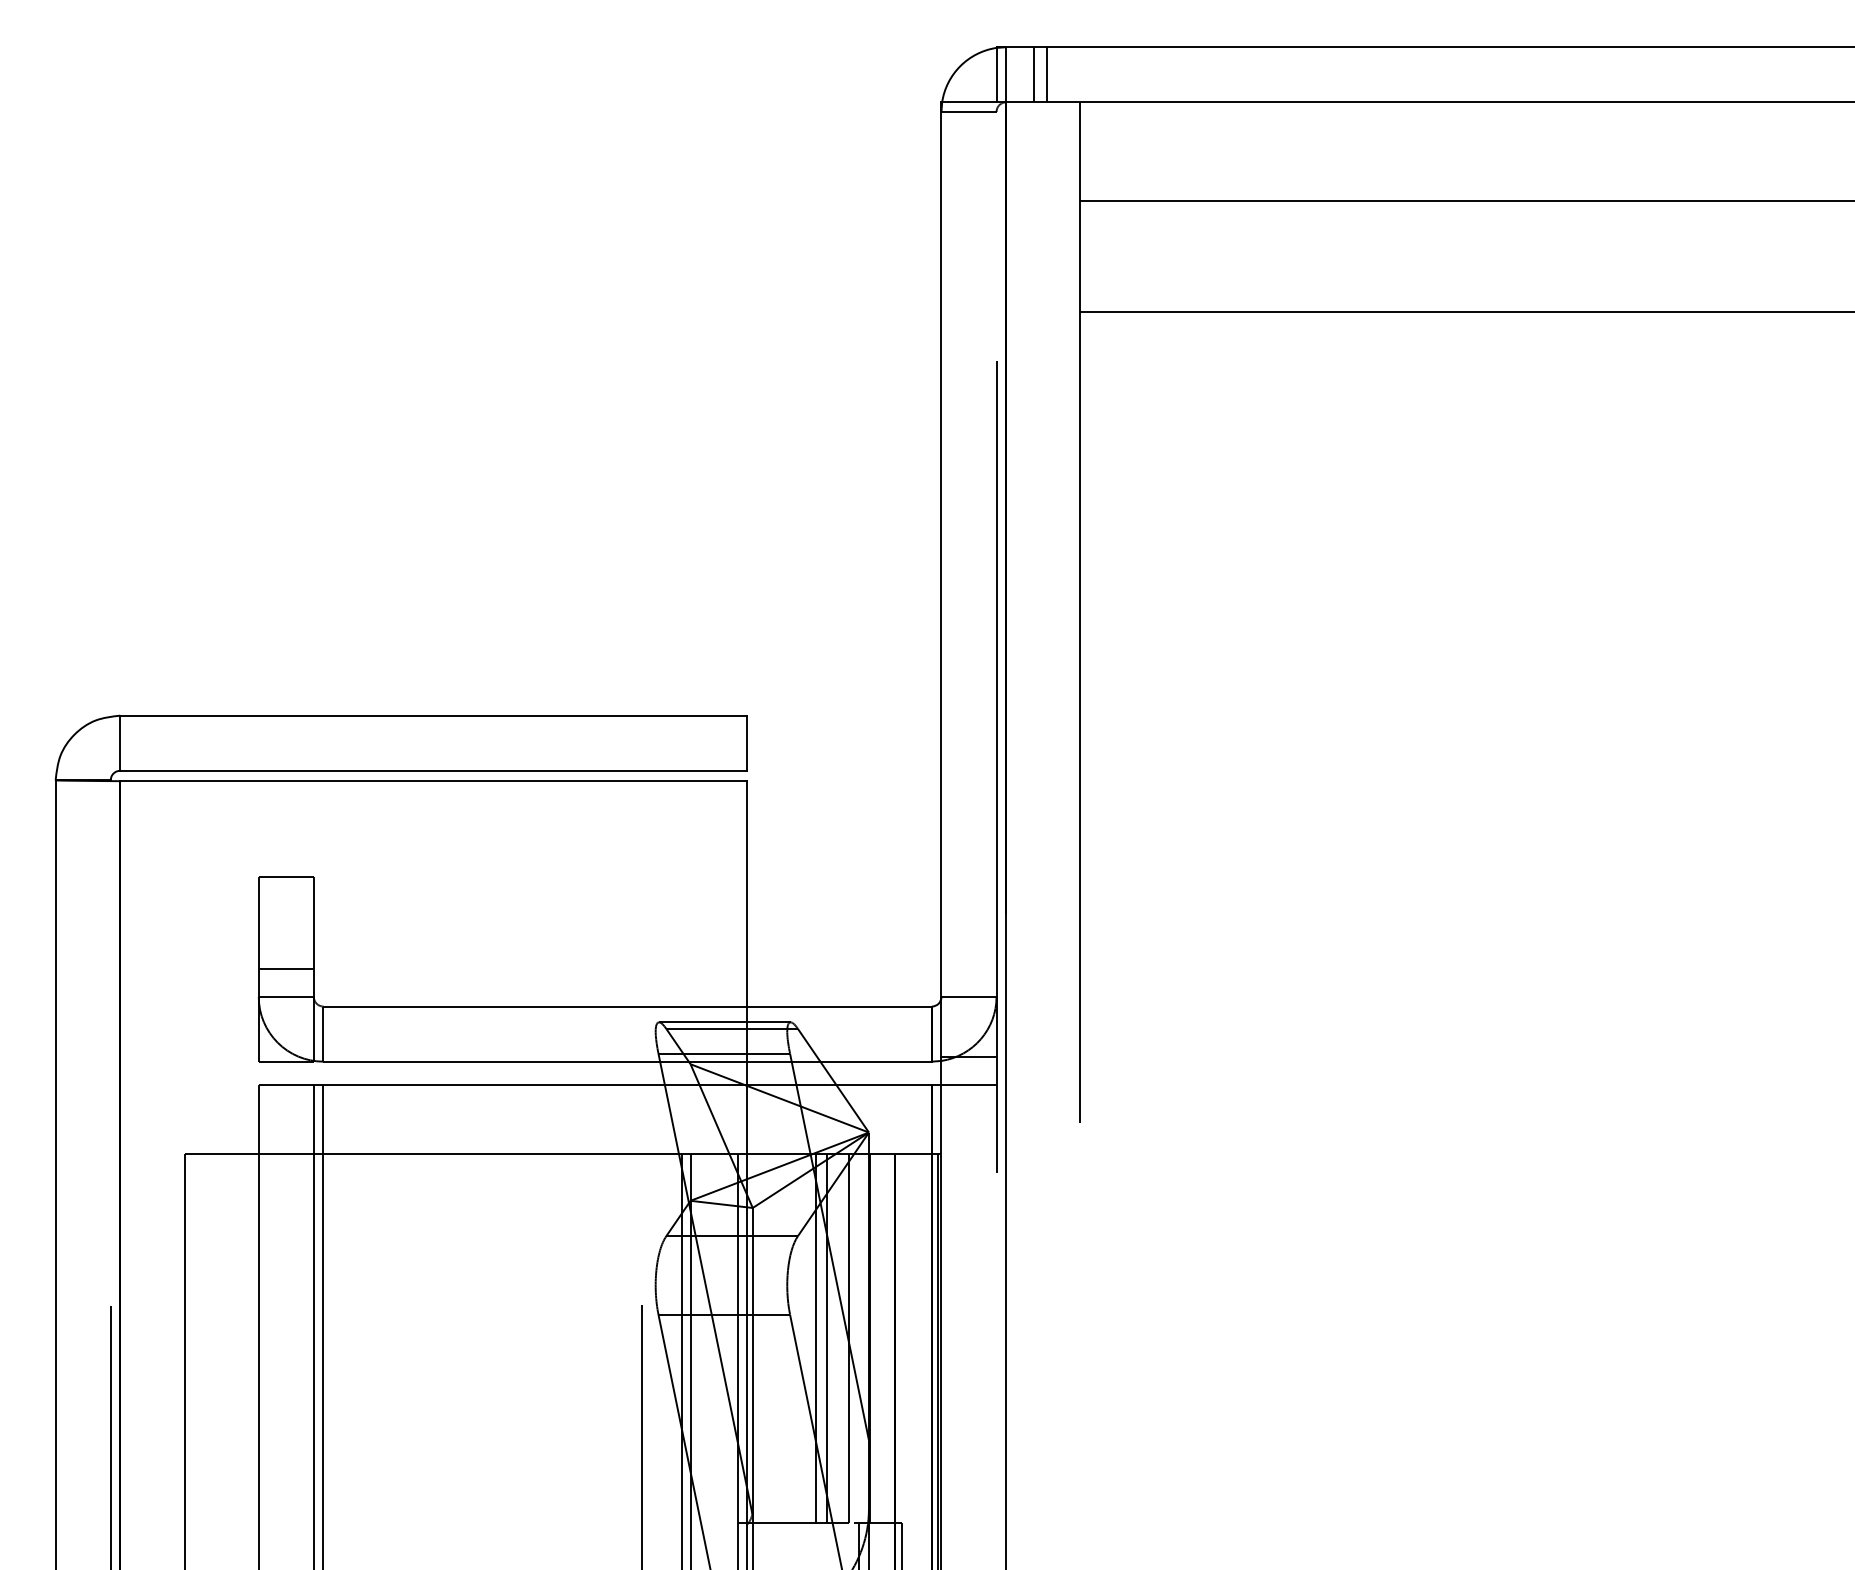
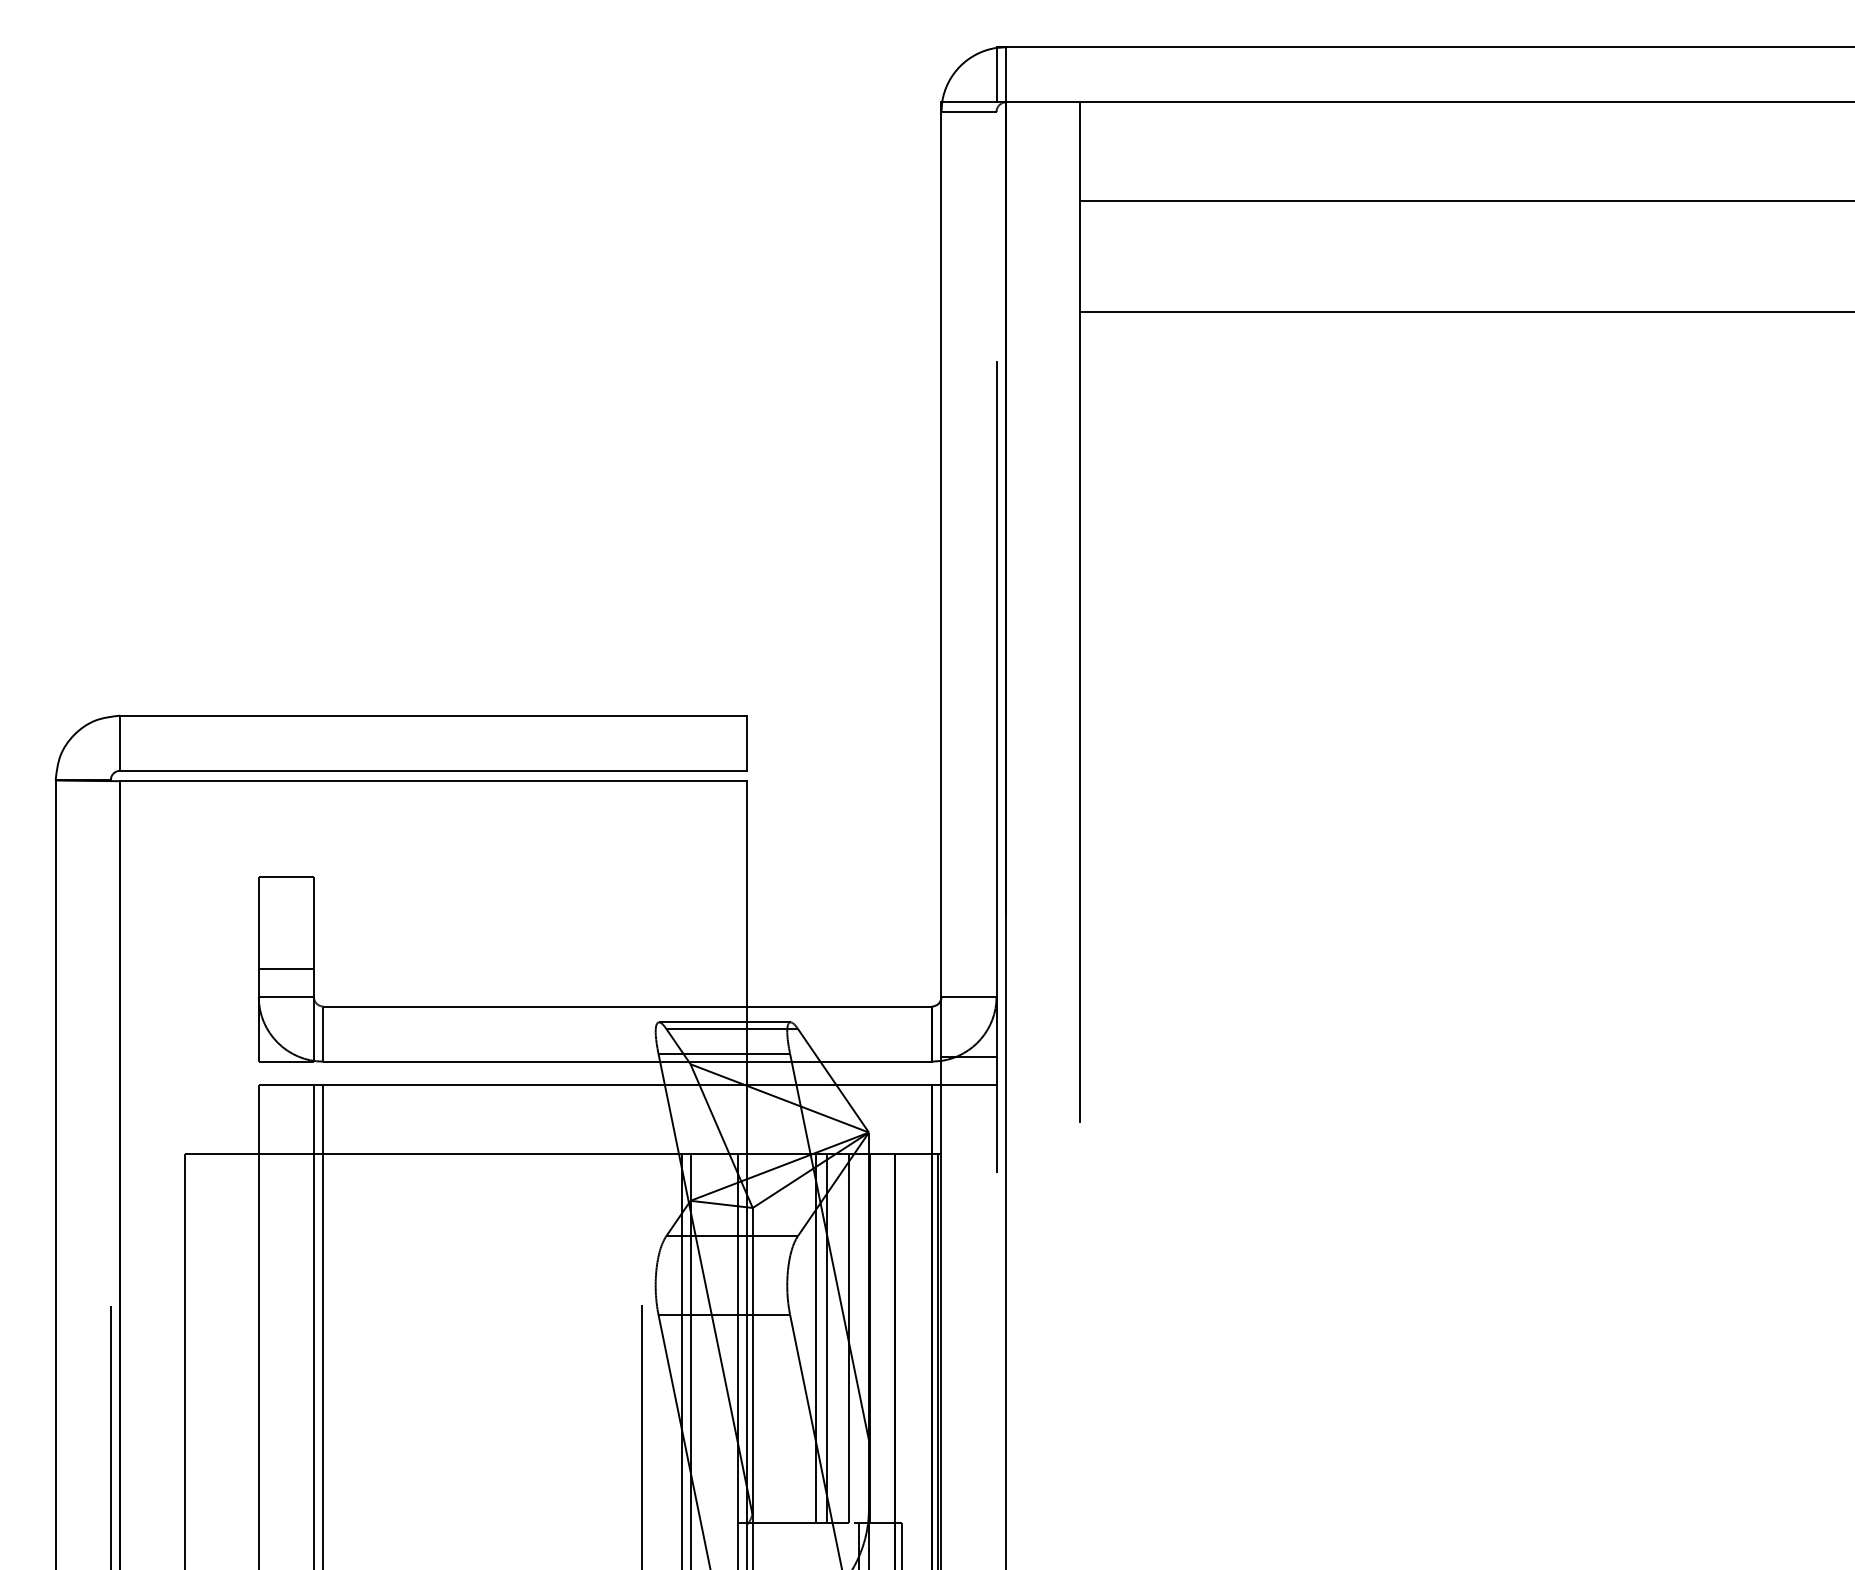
line: present -> none (1033, 74)
line: present -> none (1047, 74)
